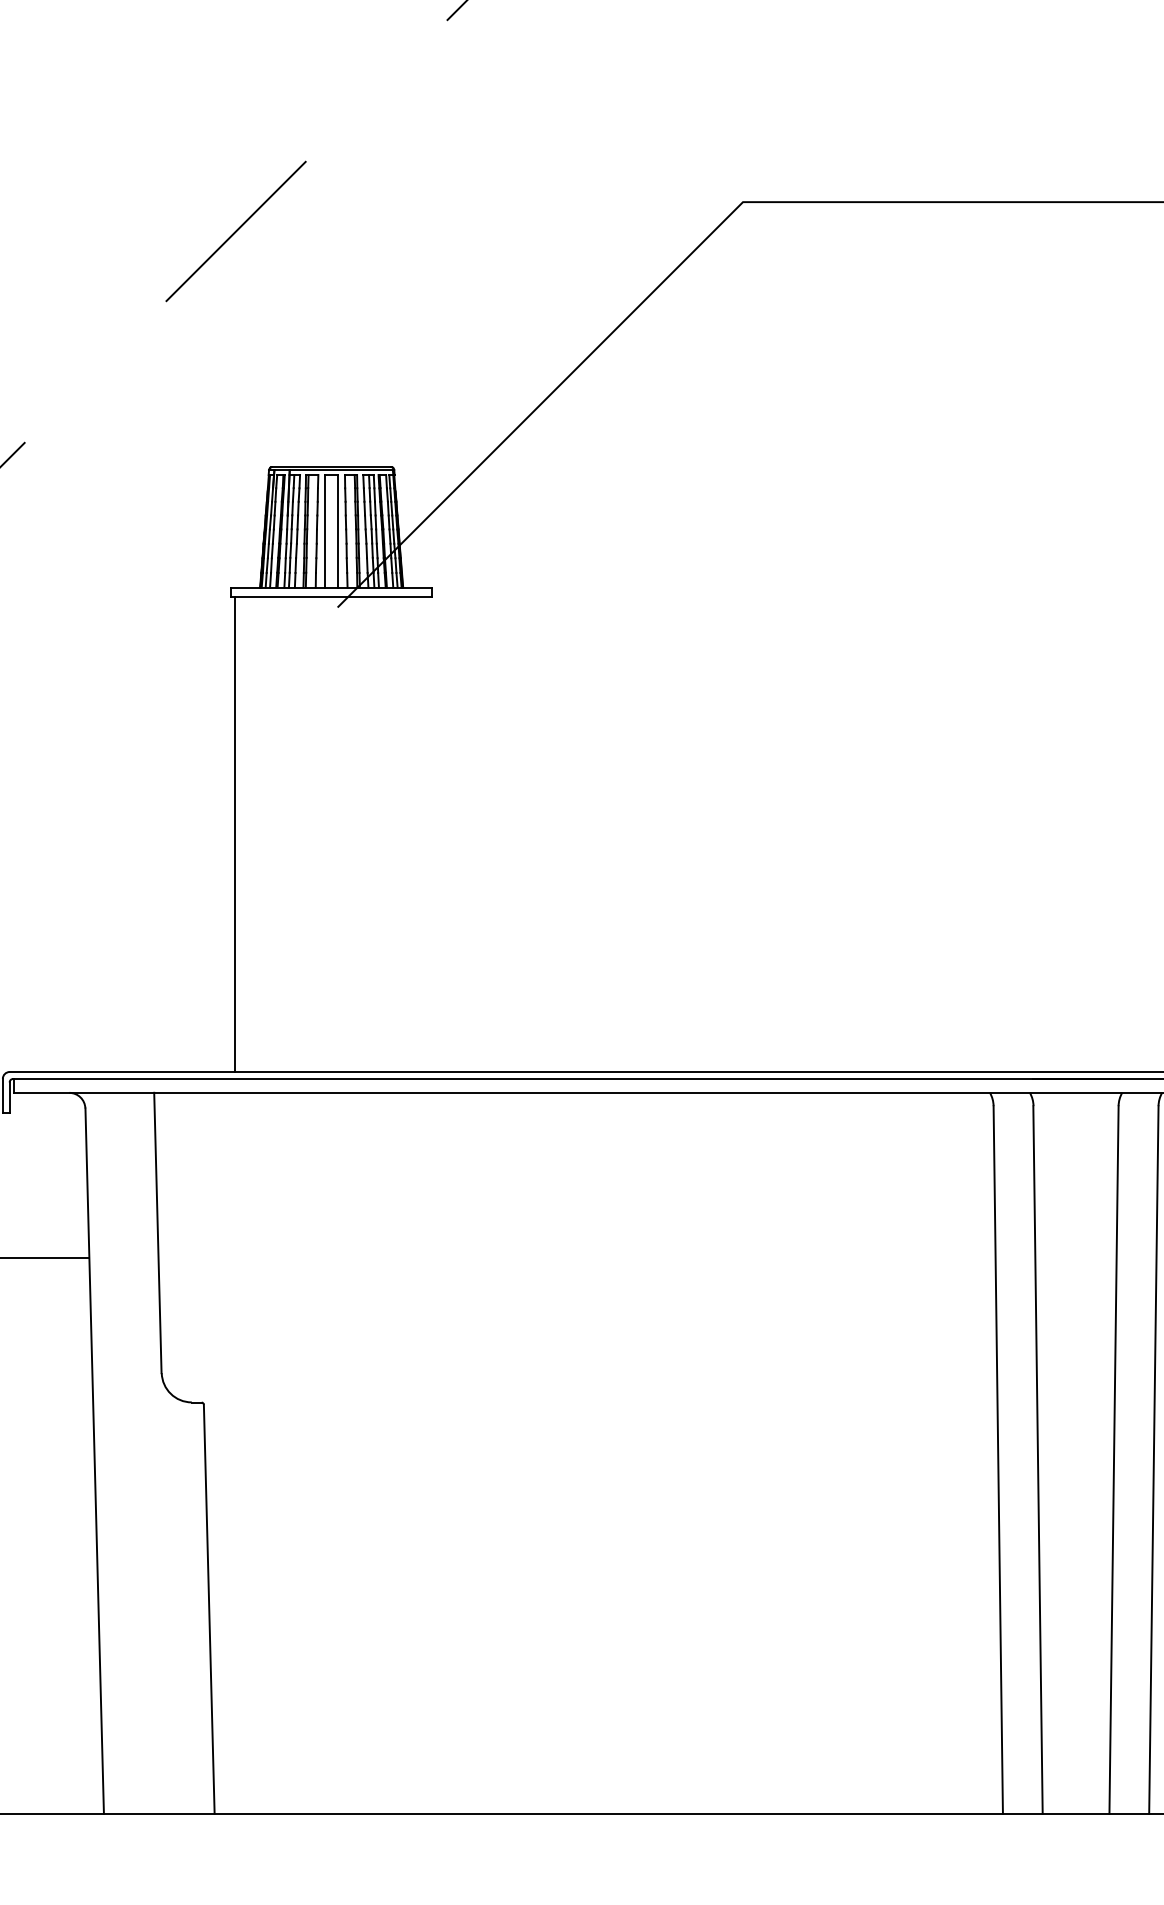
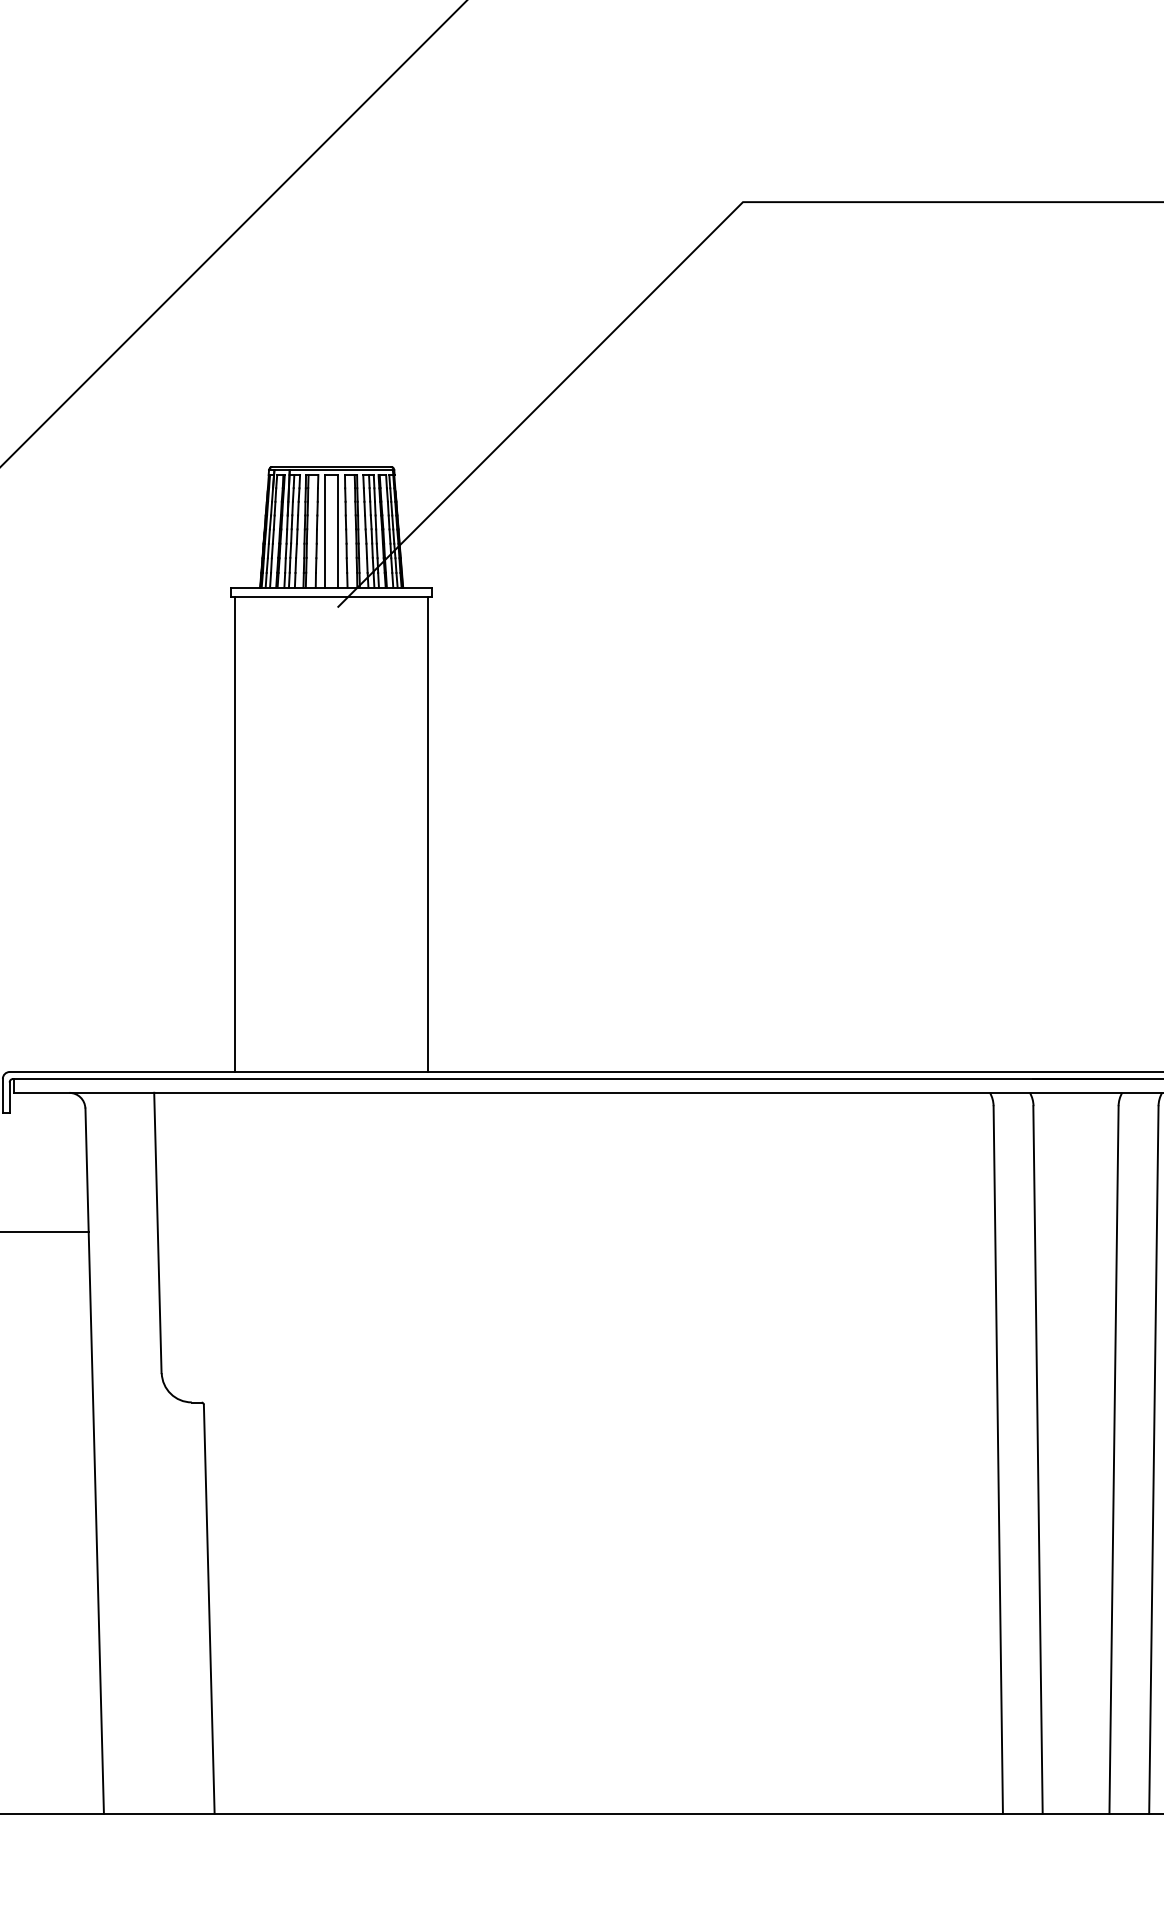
line: dashed -> solid (234, 233)
line: none -> present (428, 834)
line position: (45, 1258) -> (45, 1232) (45, 1232)
